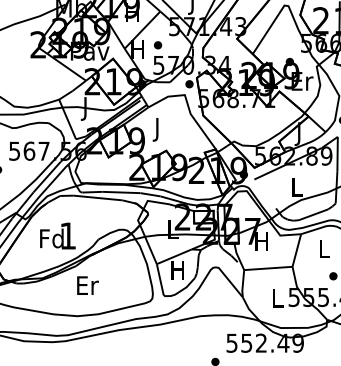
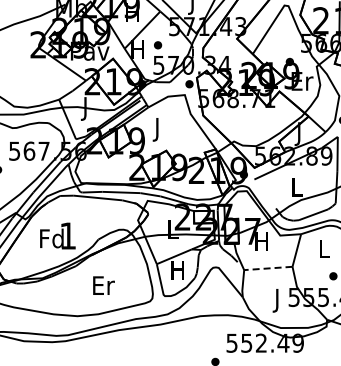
line: solid -> dashed (267, 268)
text position: (87, 285) -> (103, 285) (103, 285)
text: L -> J (277, 300)
